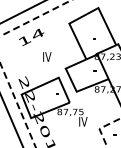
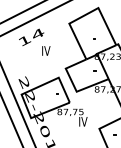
text position: (47, 56) -> (46, 50) (46, 50)
line: dashed -> solid (2, 67)
line: dashed -> solid (100, 128)
